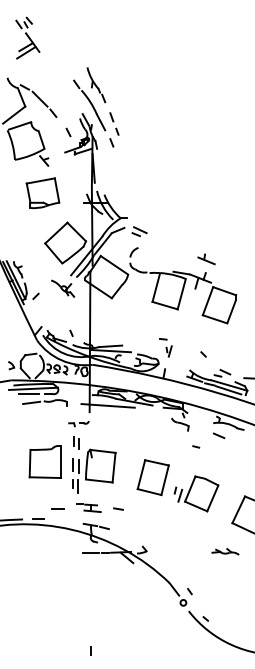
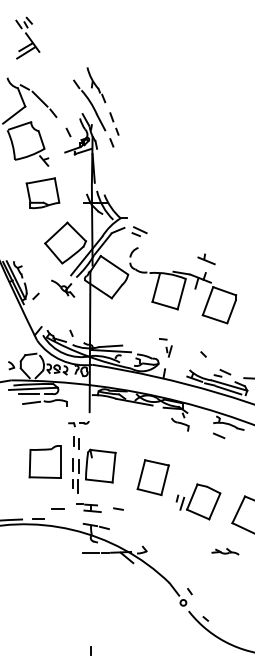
line: present -> none (107, 405)
line: present -> none (196, 446)
part position: (196, 493) -> (198, 501) (198, 501)
